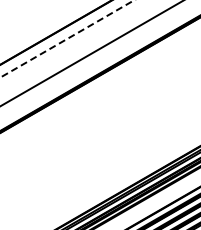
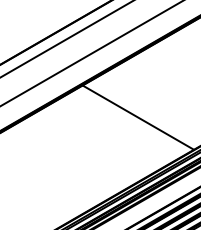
line: dashed -> solid (66, 39)
line: none -> present (137, 117)
